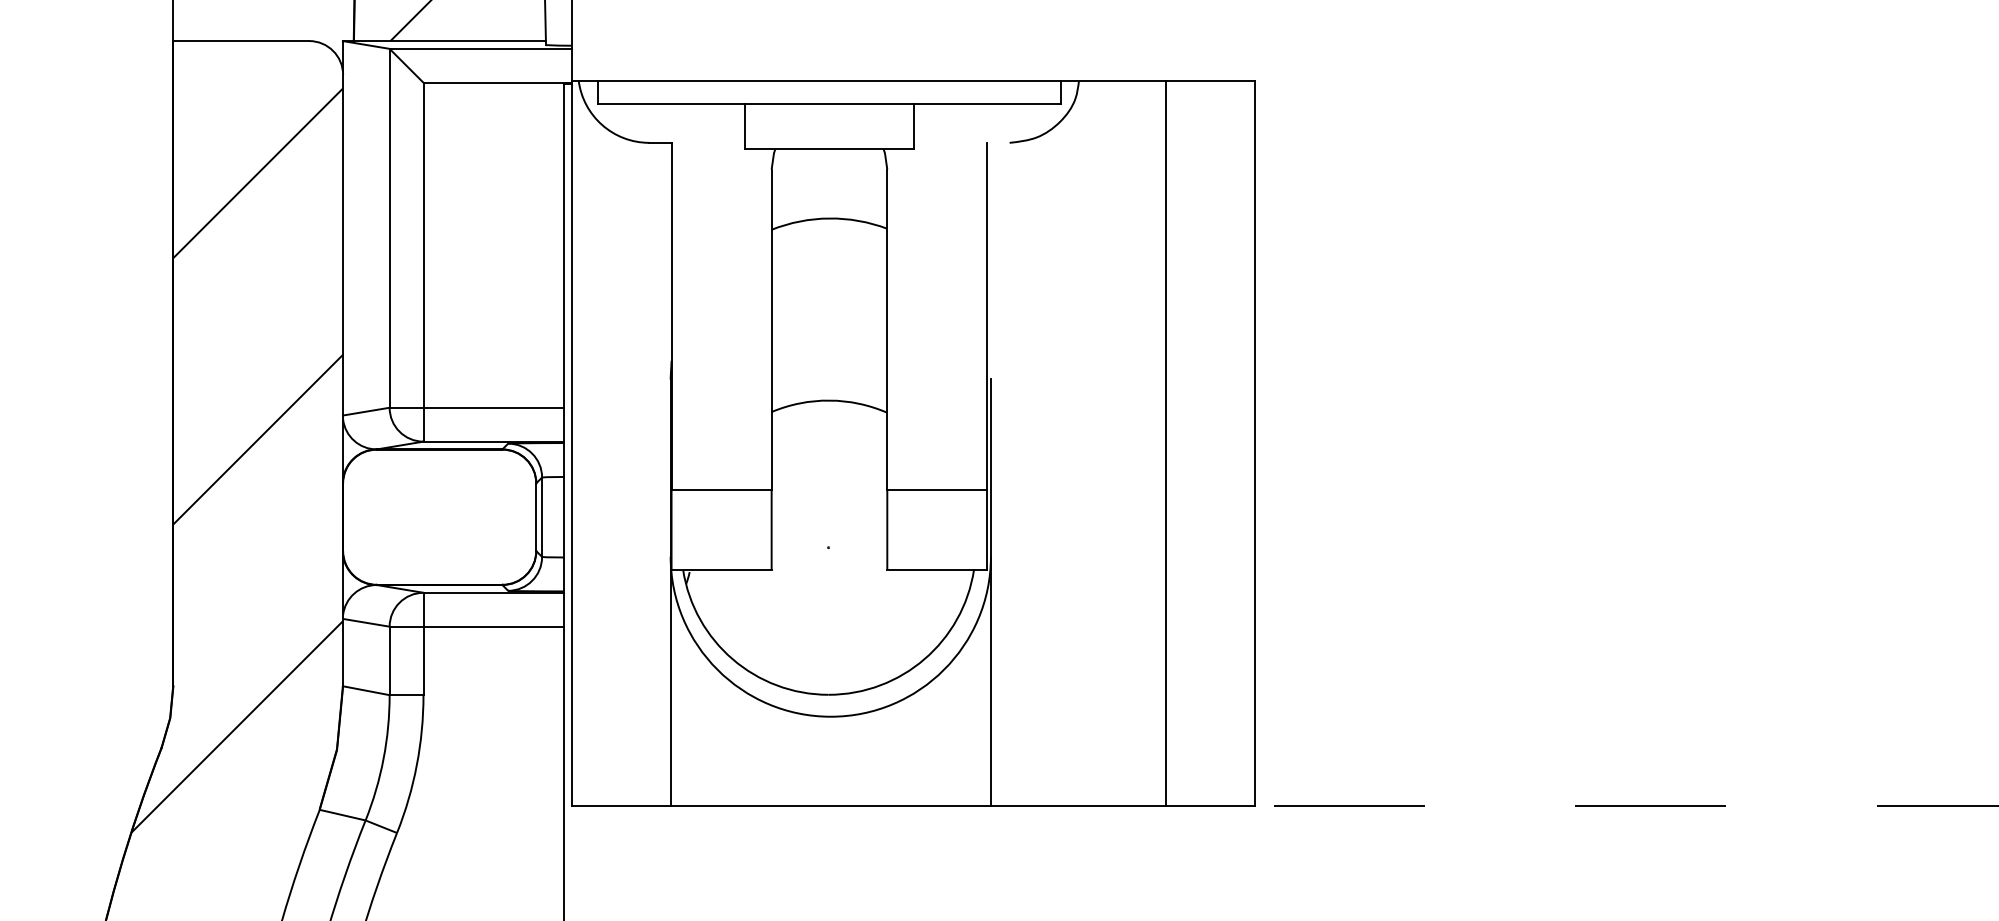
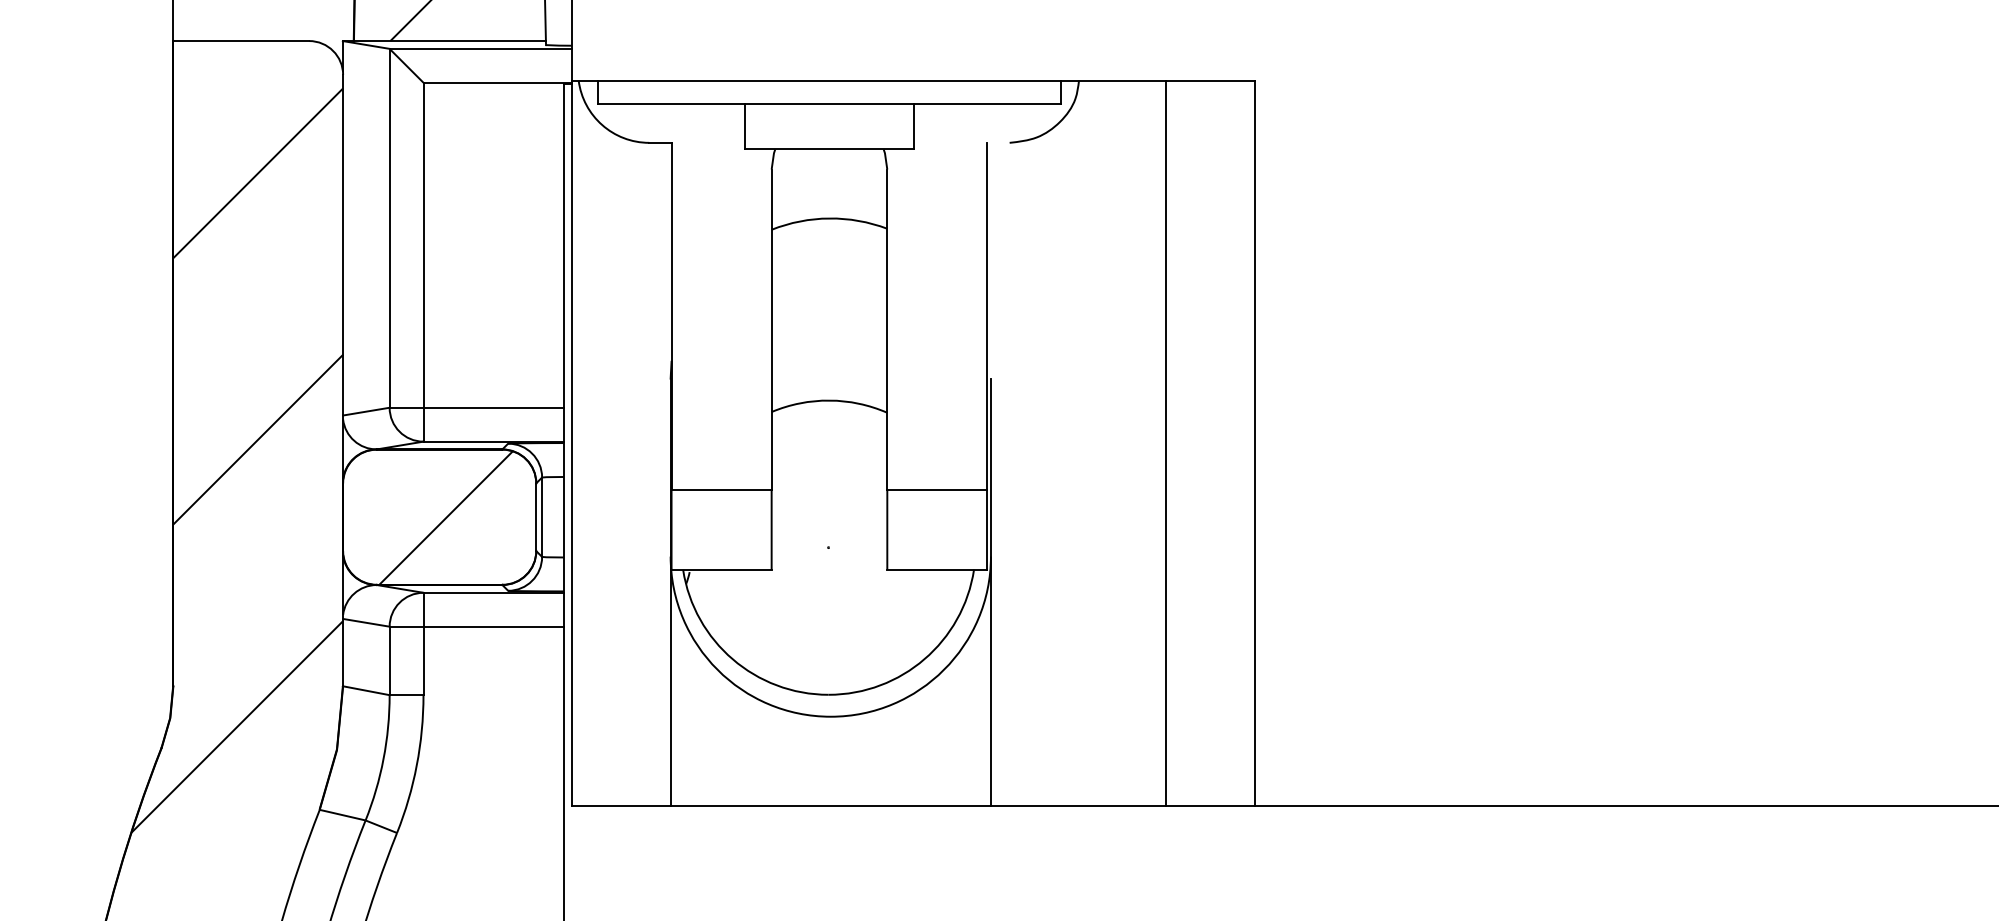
hatch: none -> present (445, 517)
line: dashed -> solid (1626, 805)
